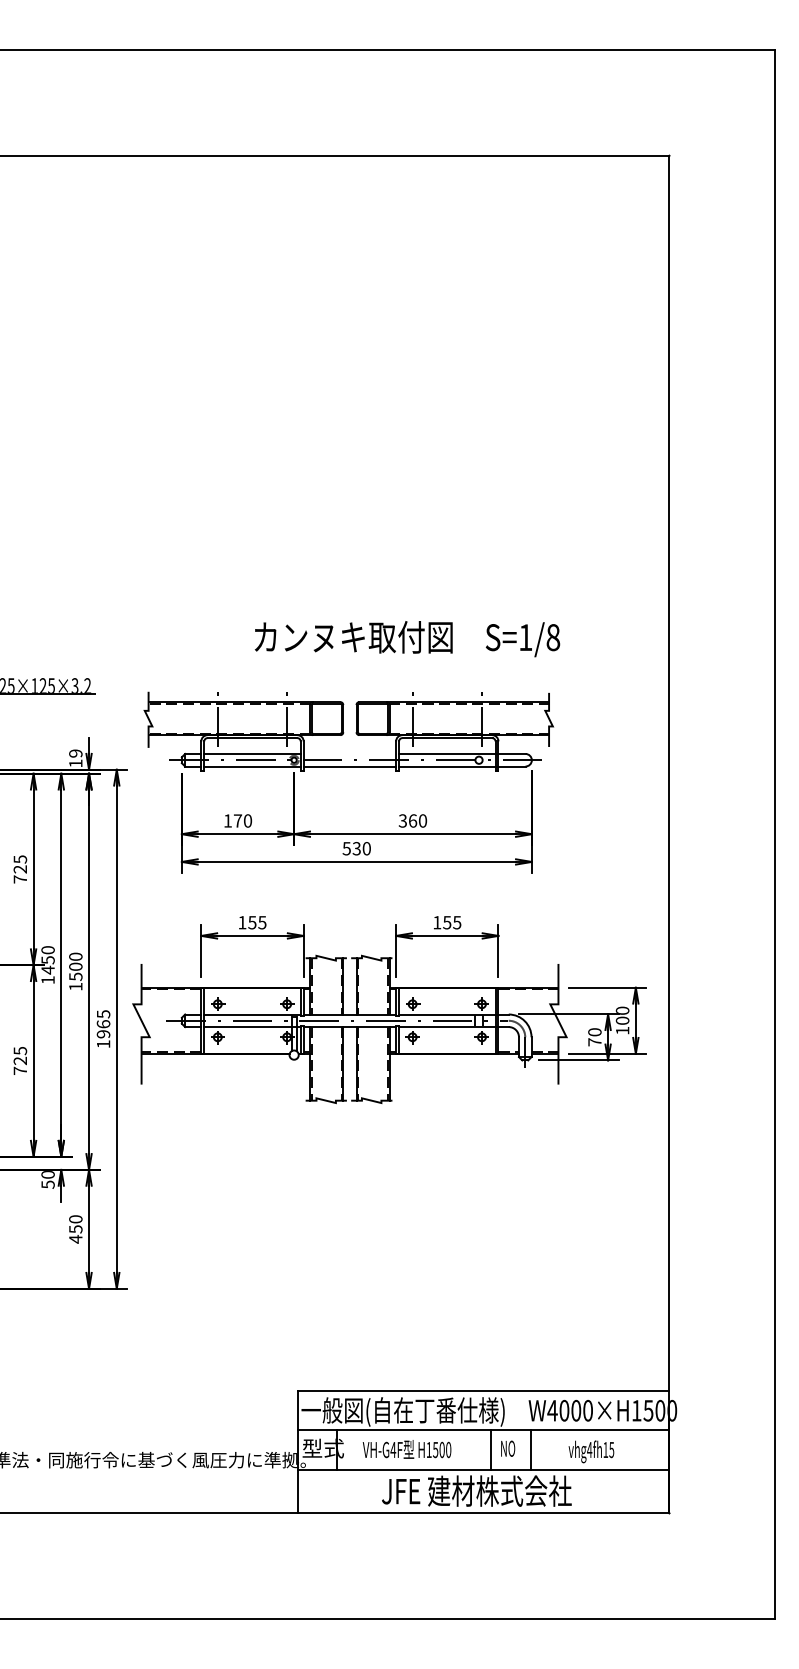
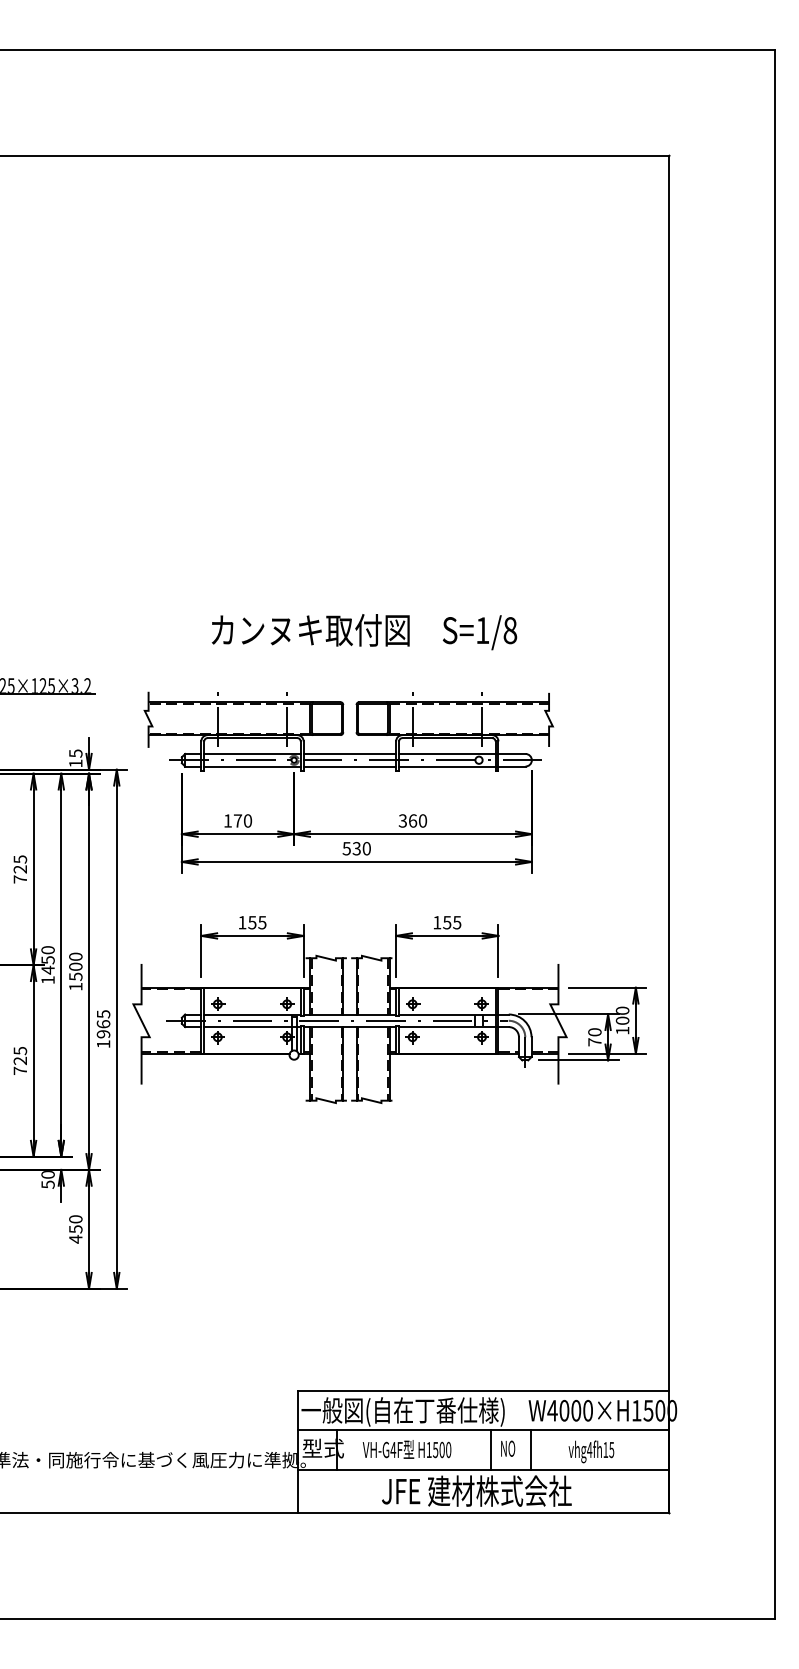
text position: (407, 639) -> (364, 632) (364, 632)
text: 19 -> 15 (75, 753)
line: none -> present (349, 753)
